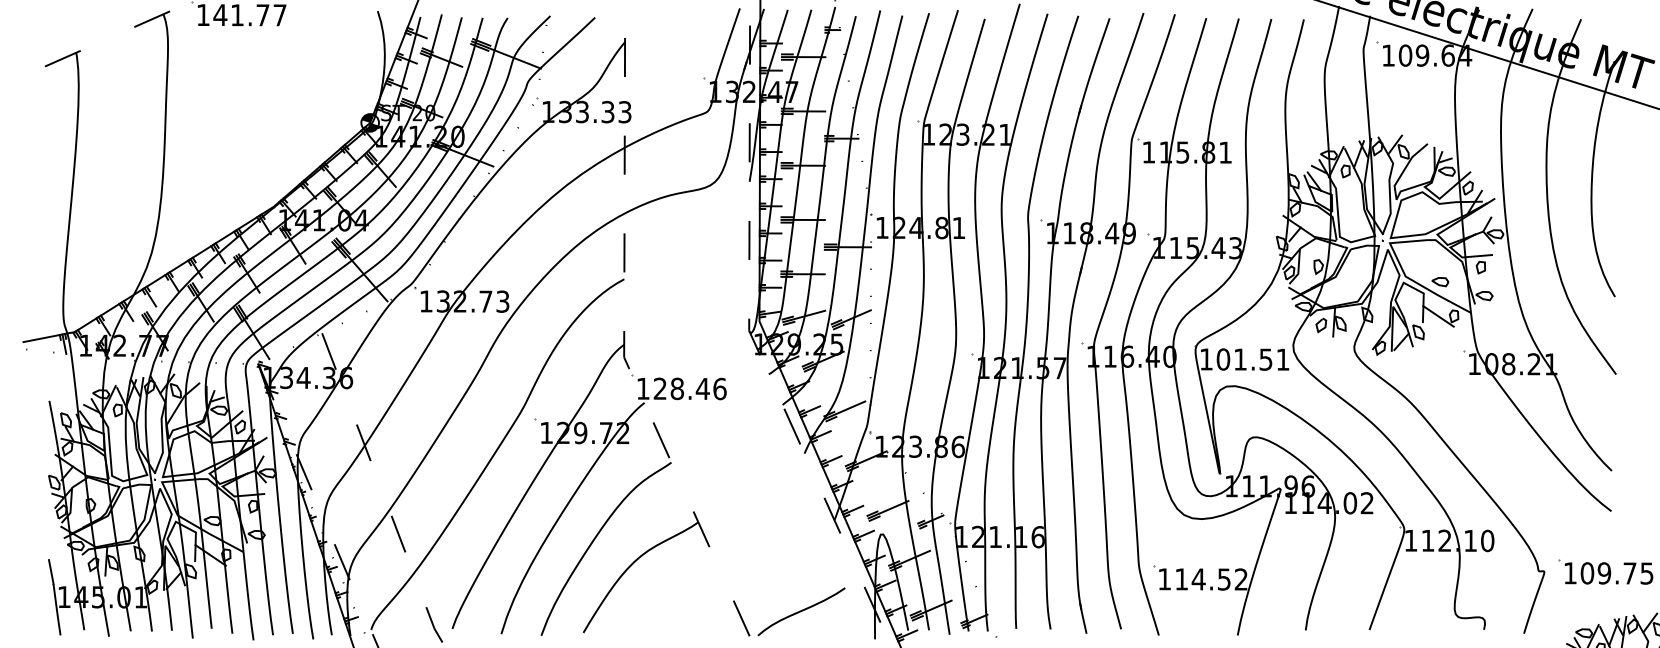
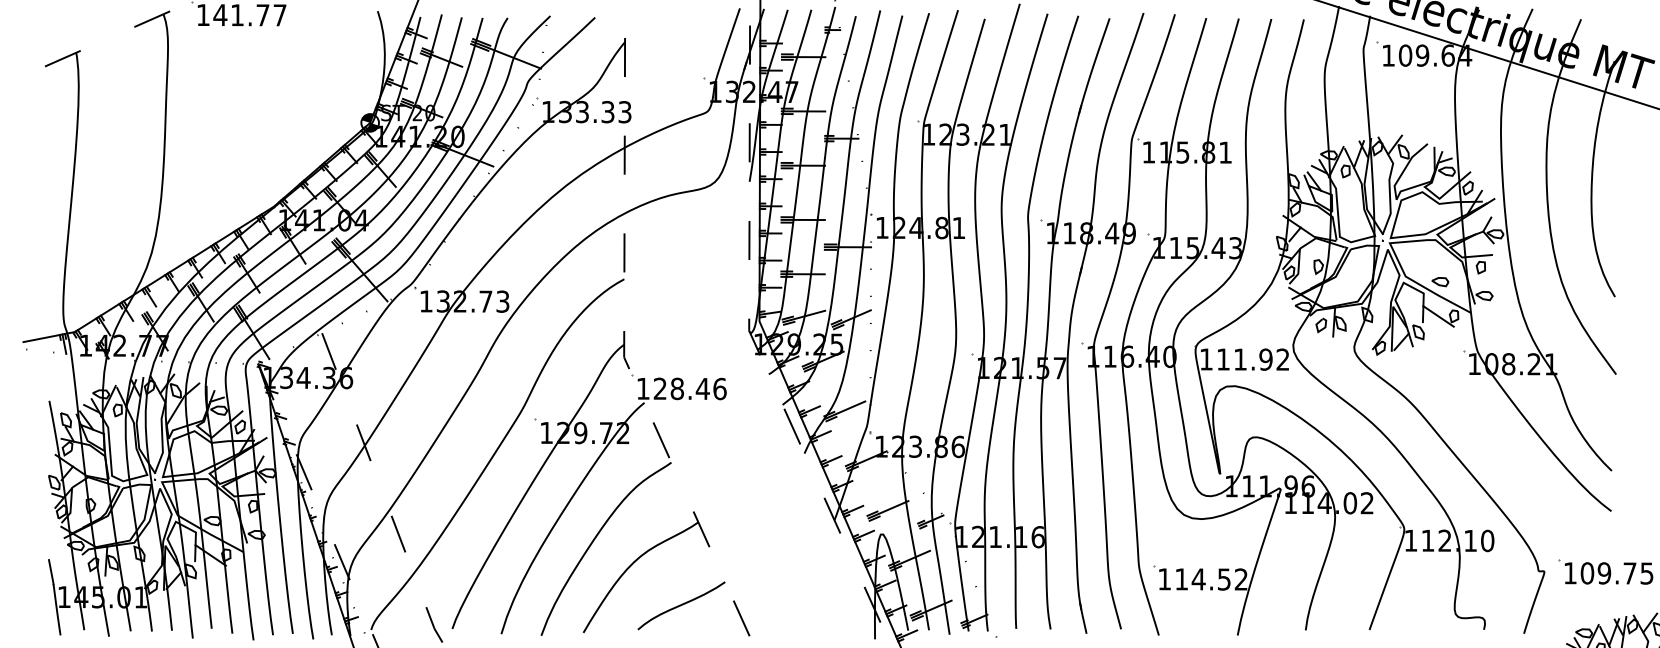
text: 101.51 -> 111.92 (1252, 359)
curve position: (801, 611) -> (681, 605) (681, 605)
